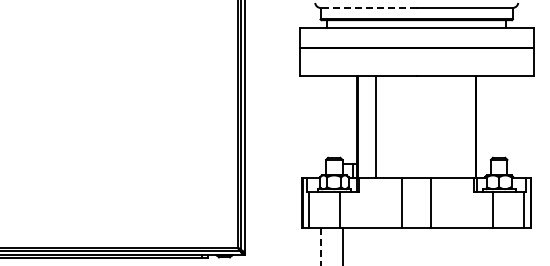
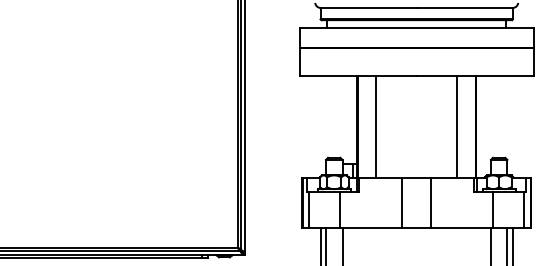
line: dashed -> solid (368, 7)
line: none -> present (457, 126)
line: none -> present (326, 244)
line: none -> present (490, 244)
line: none -> present (507, 244)
line: none -> present (512, 244)
line: dashed -> solid (320, 246)
